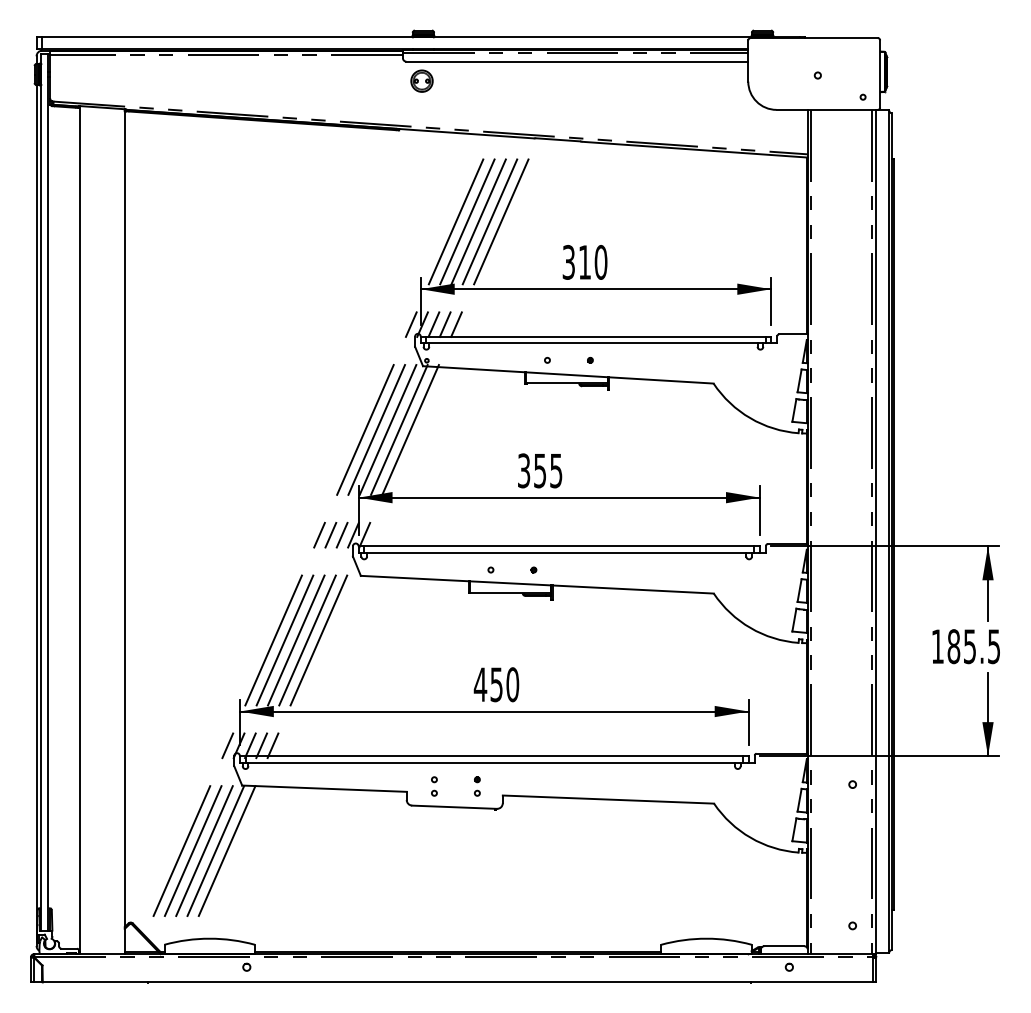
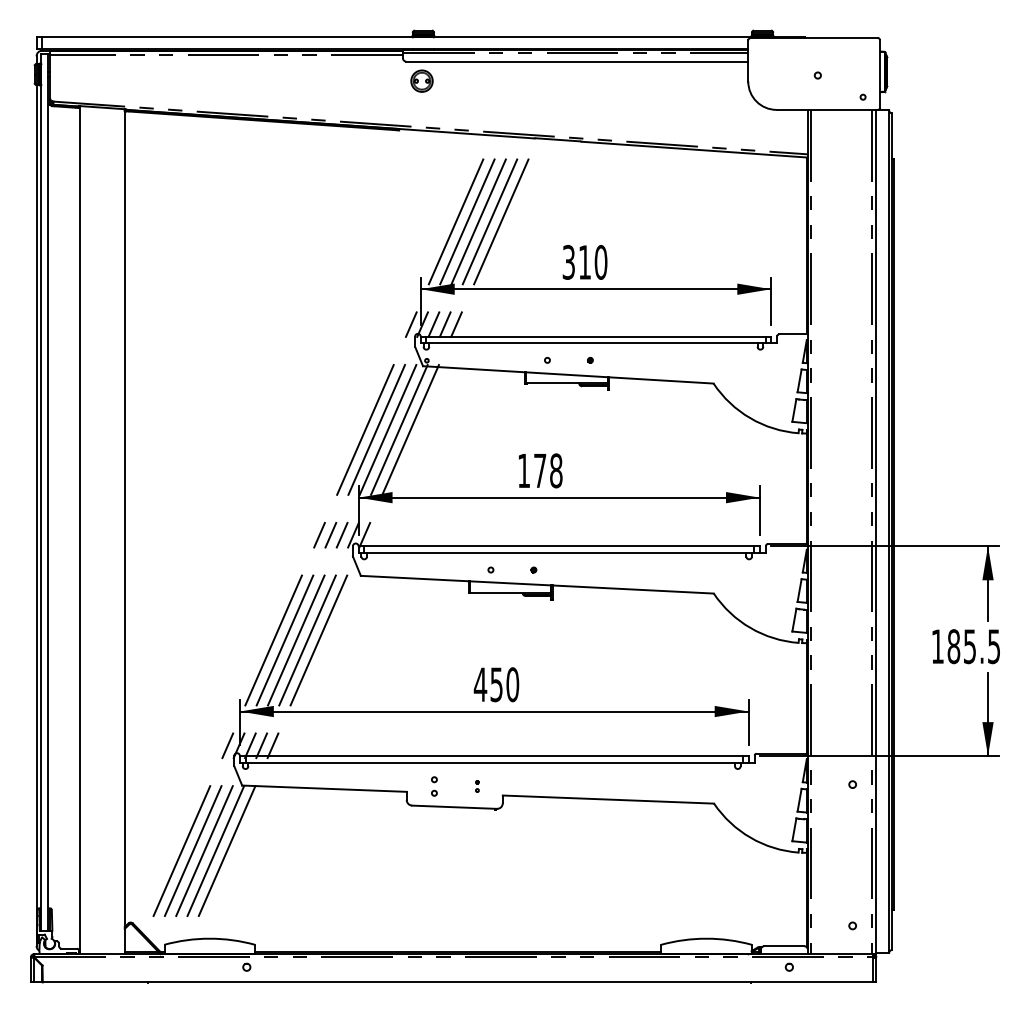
text: 355 -> 178 (540, 470)
part size: 7x21 px -> 5x13 px (477, 786)
